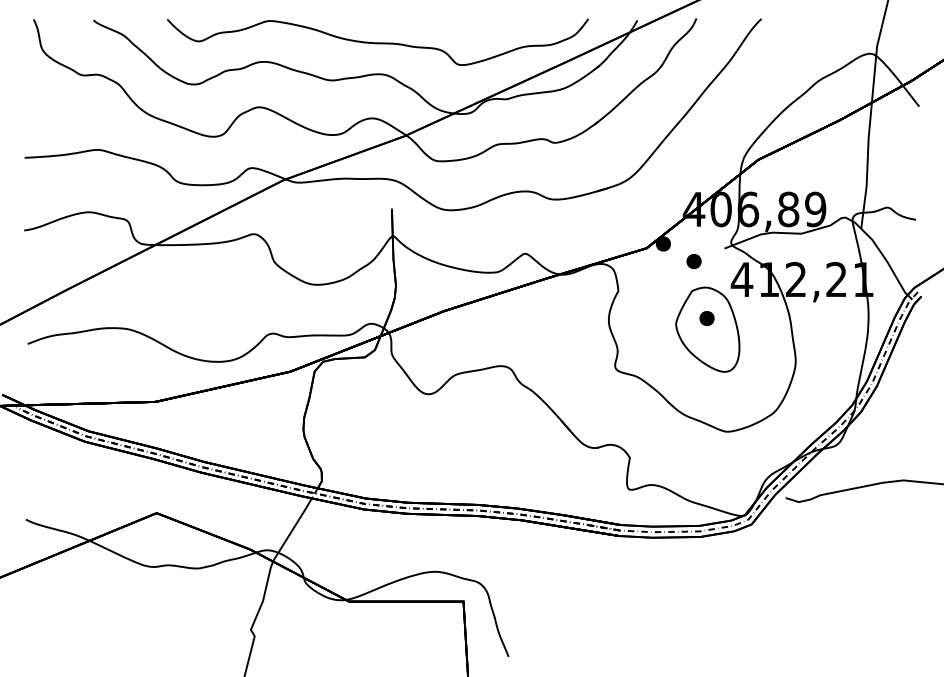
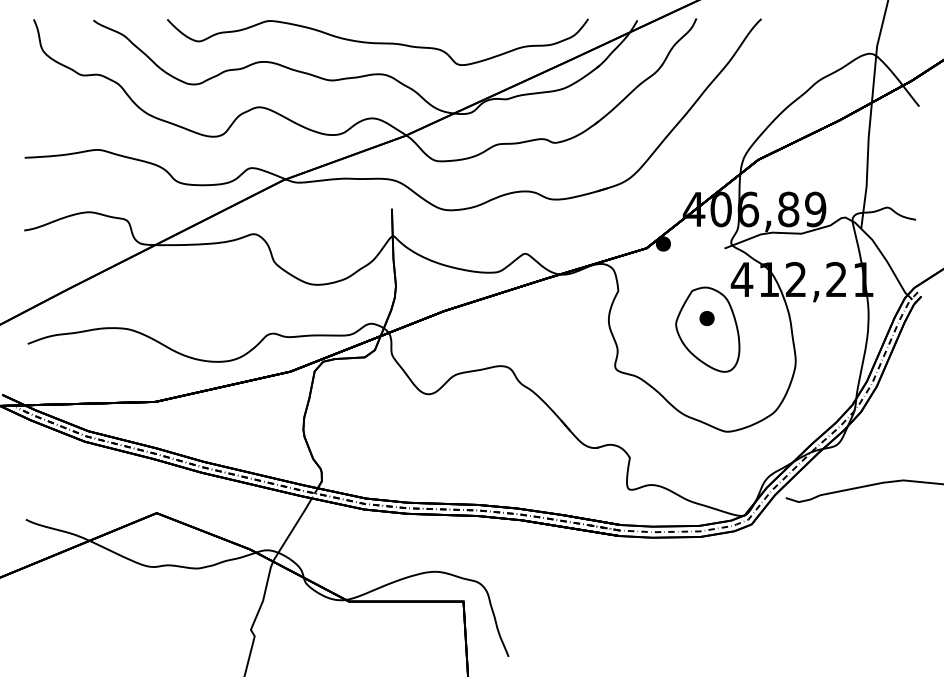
part: present -> none (693, 261)
